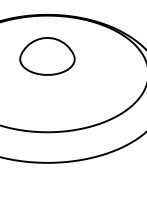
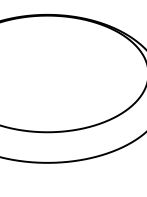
part: present -> none (47, 56)
